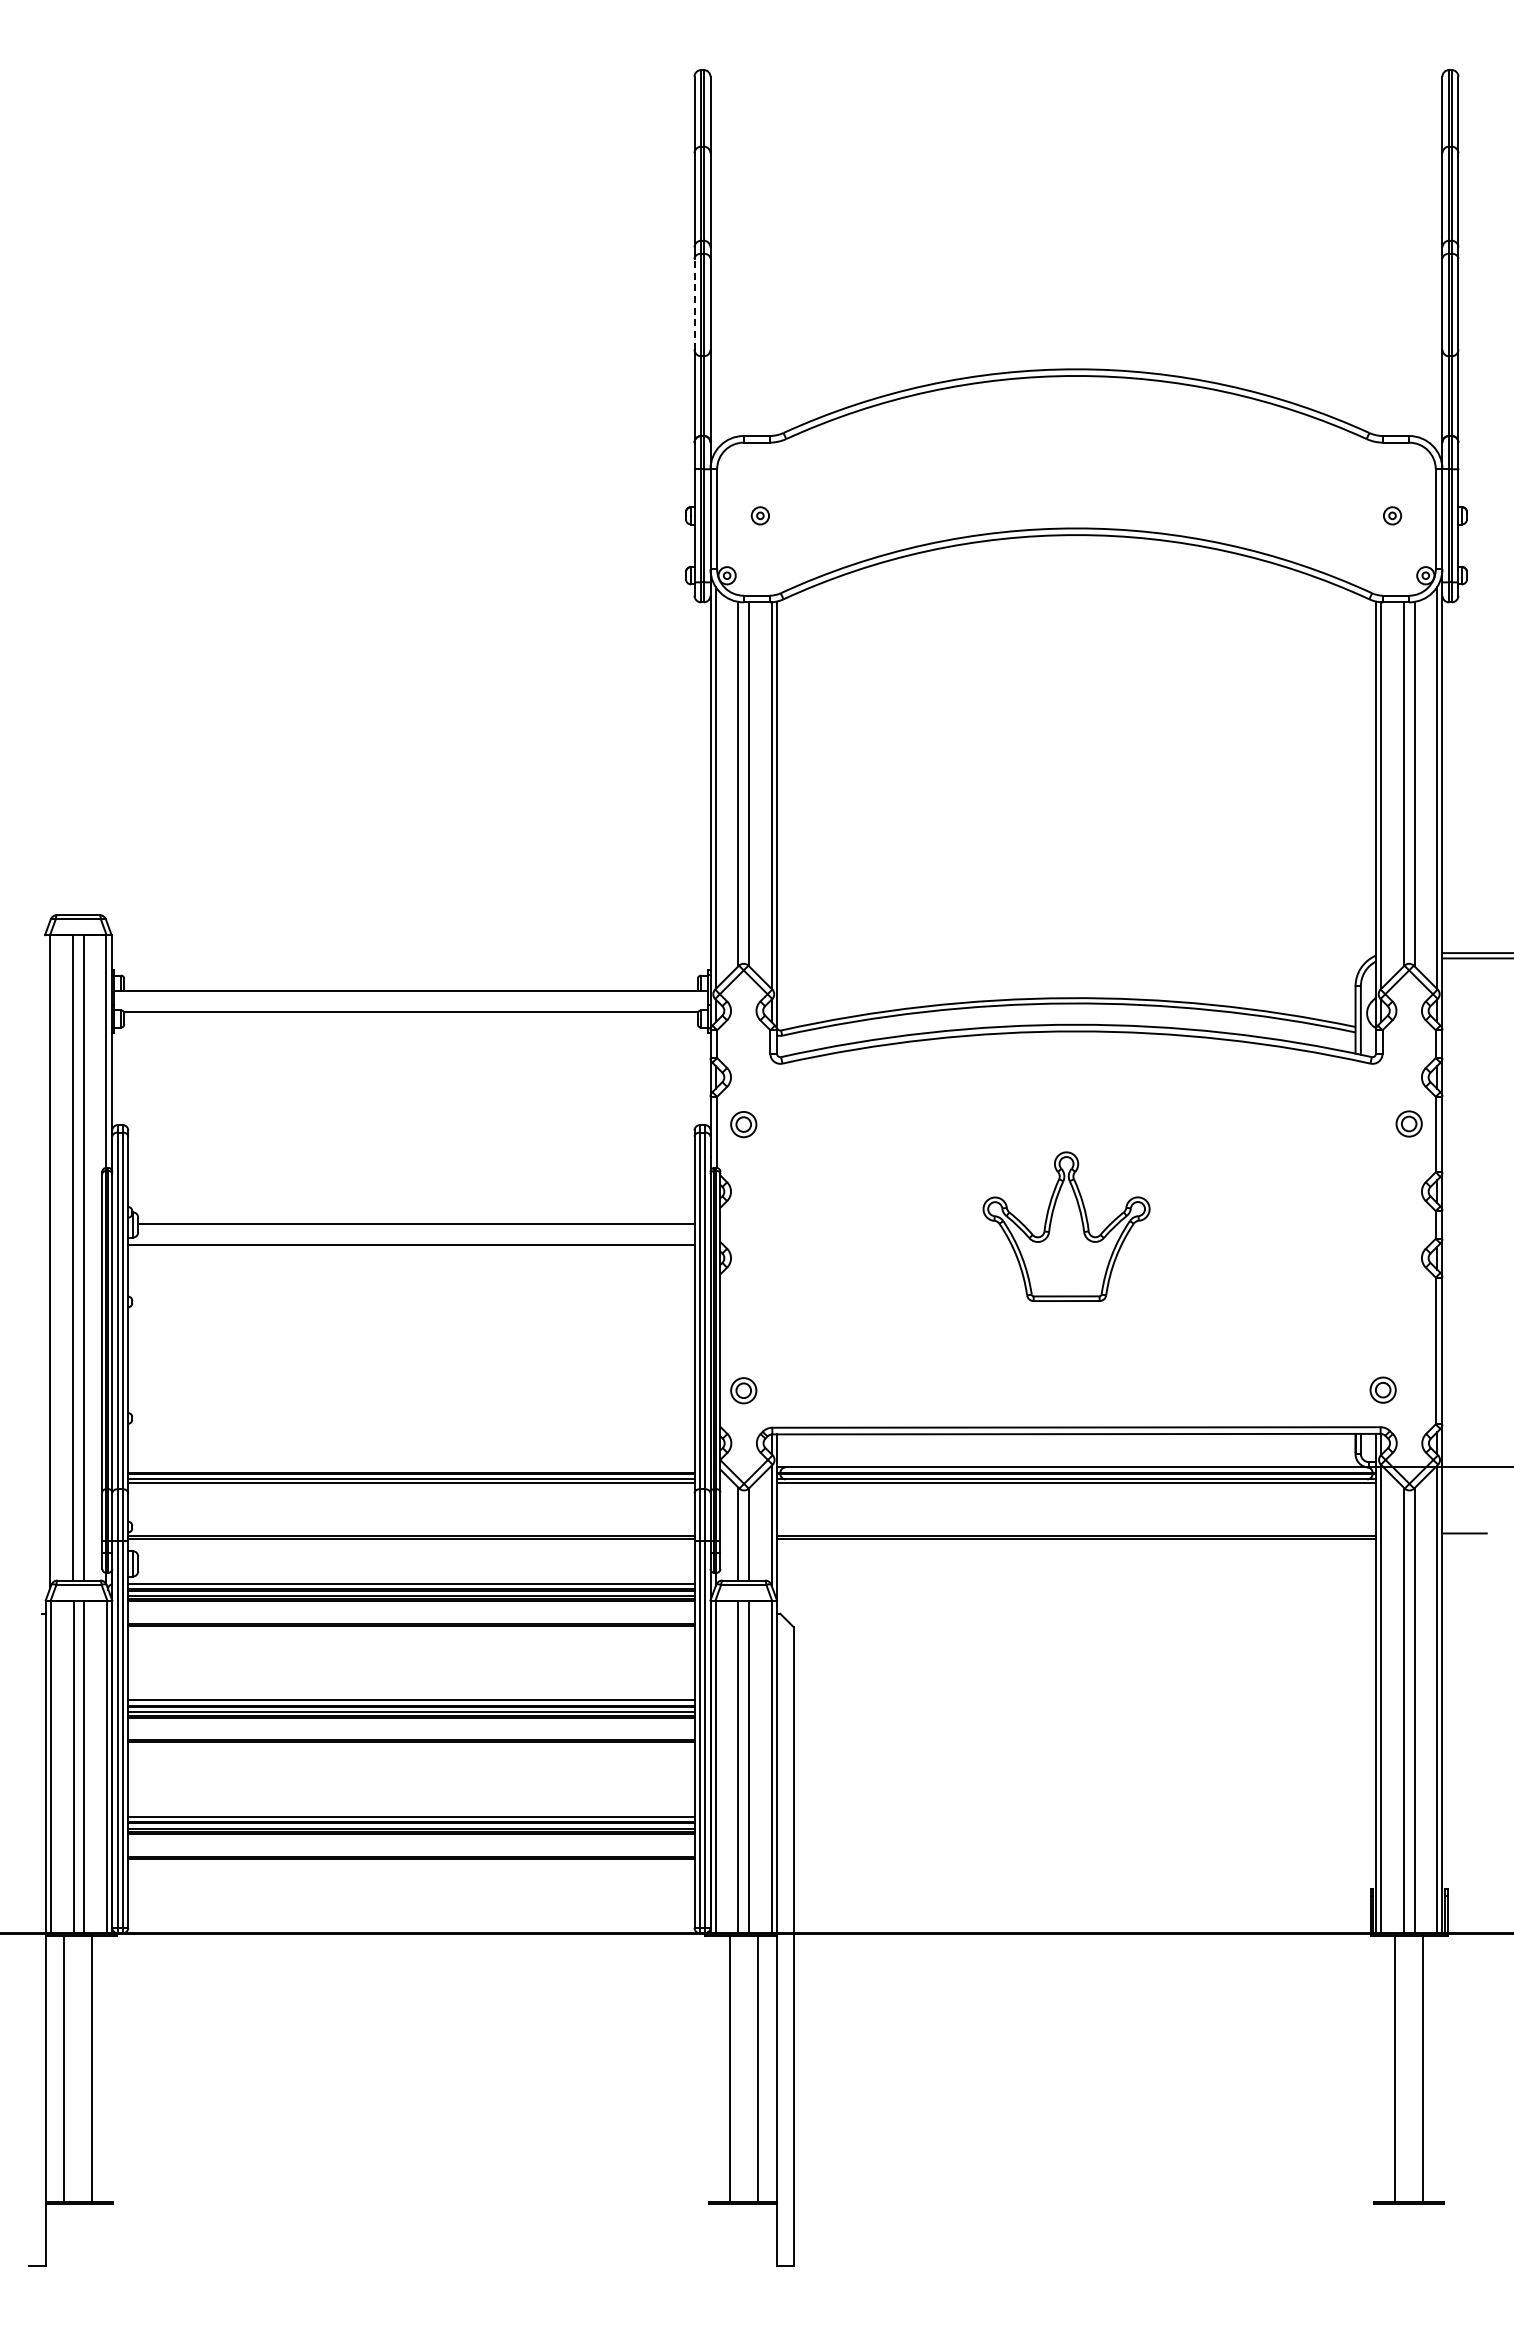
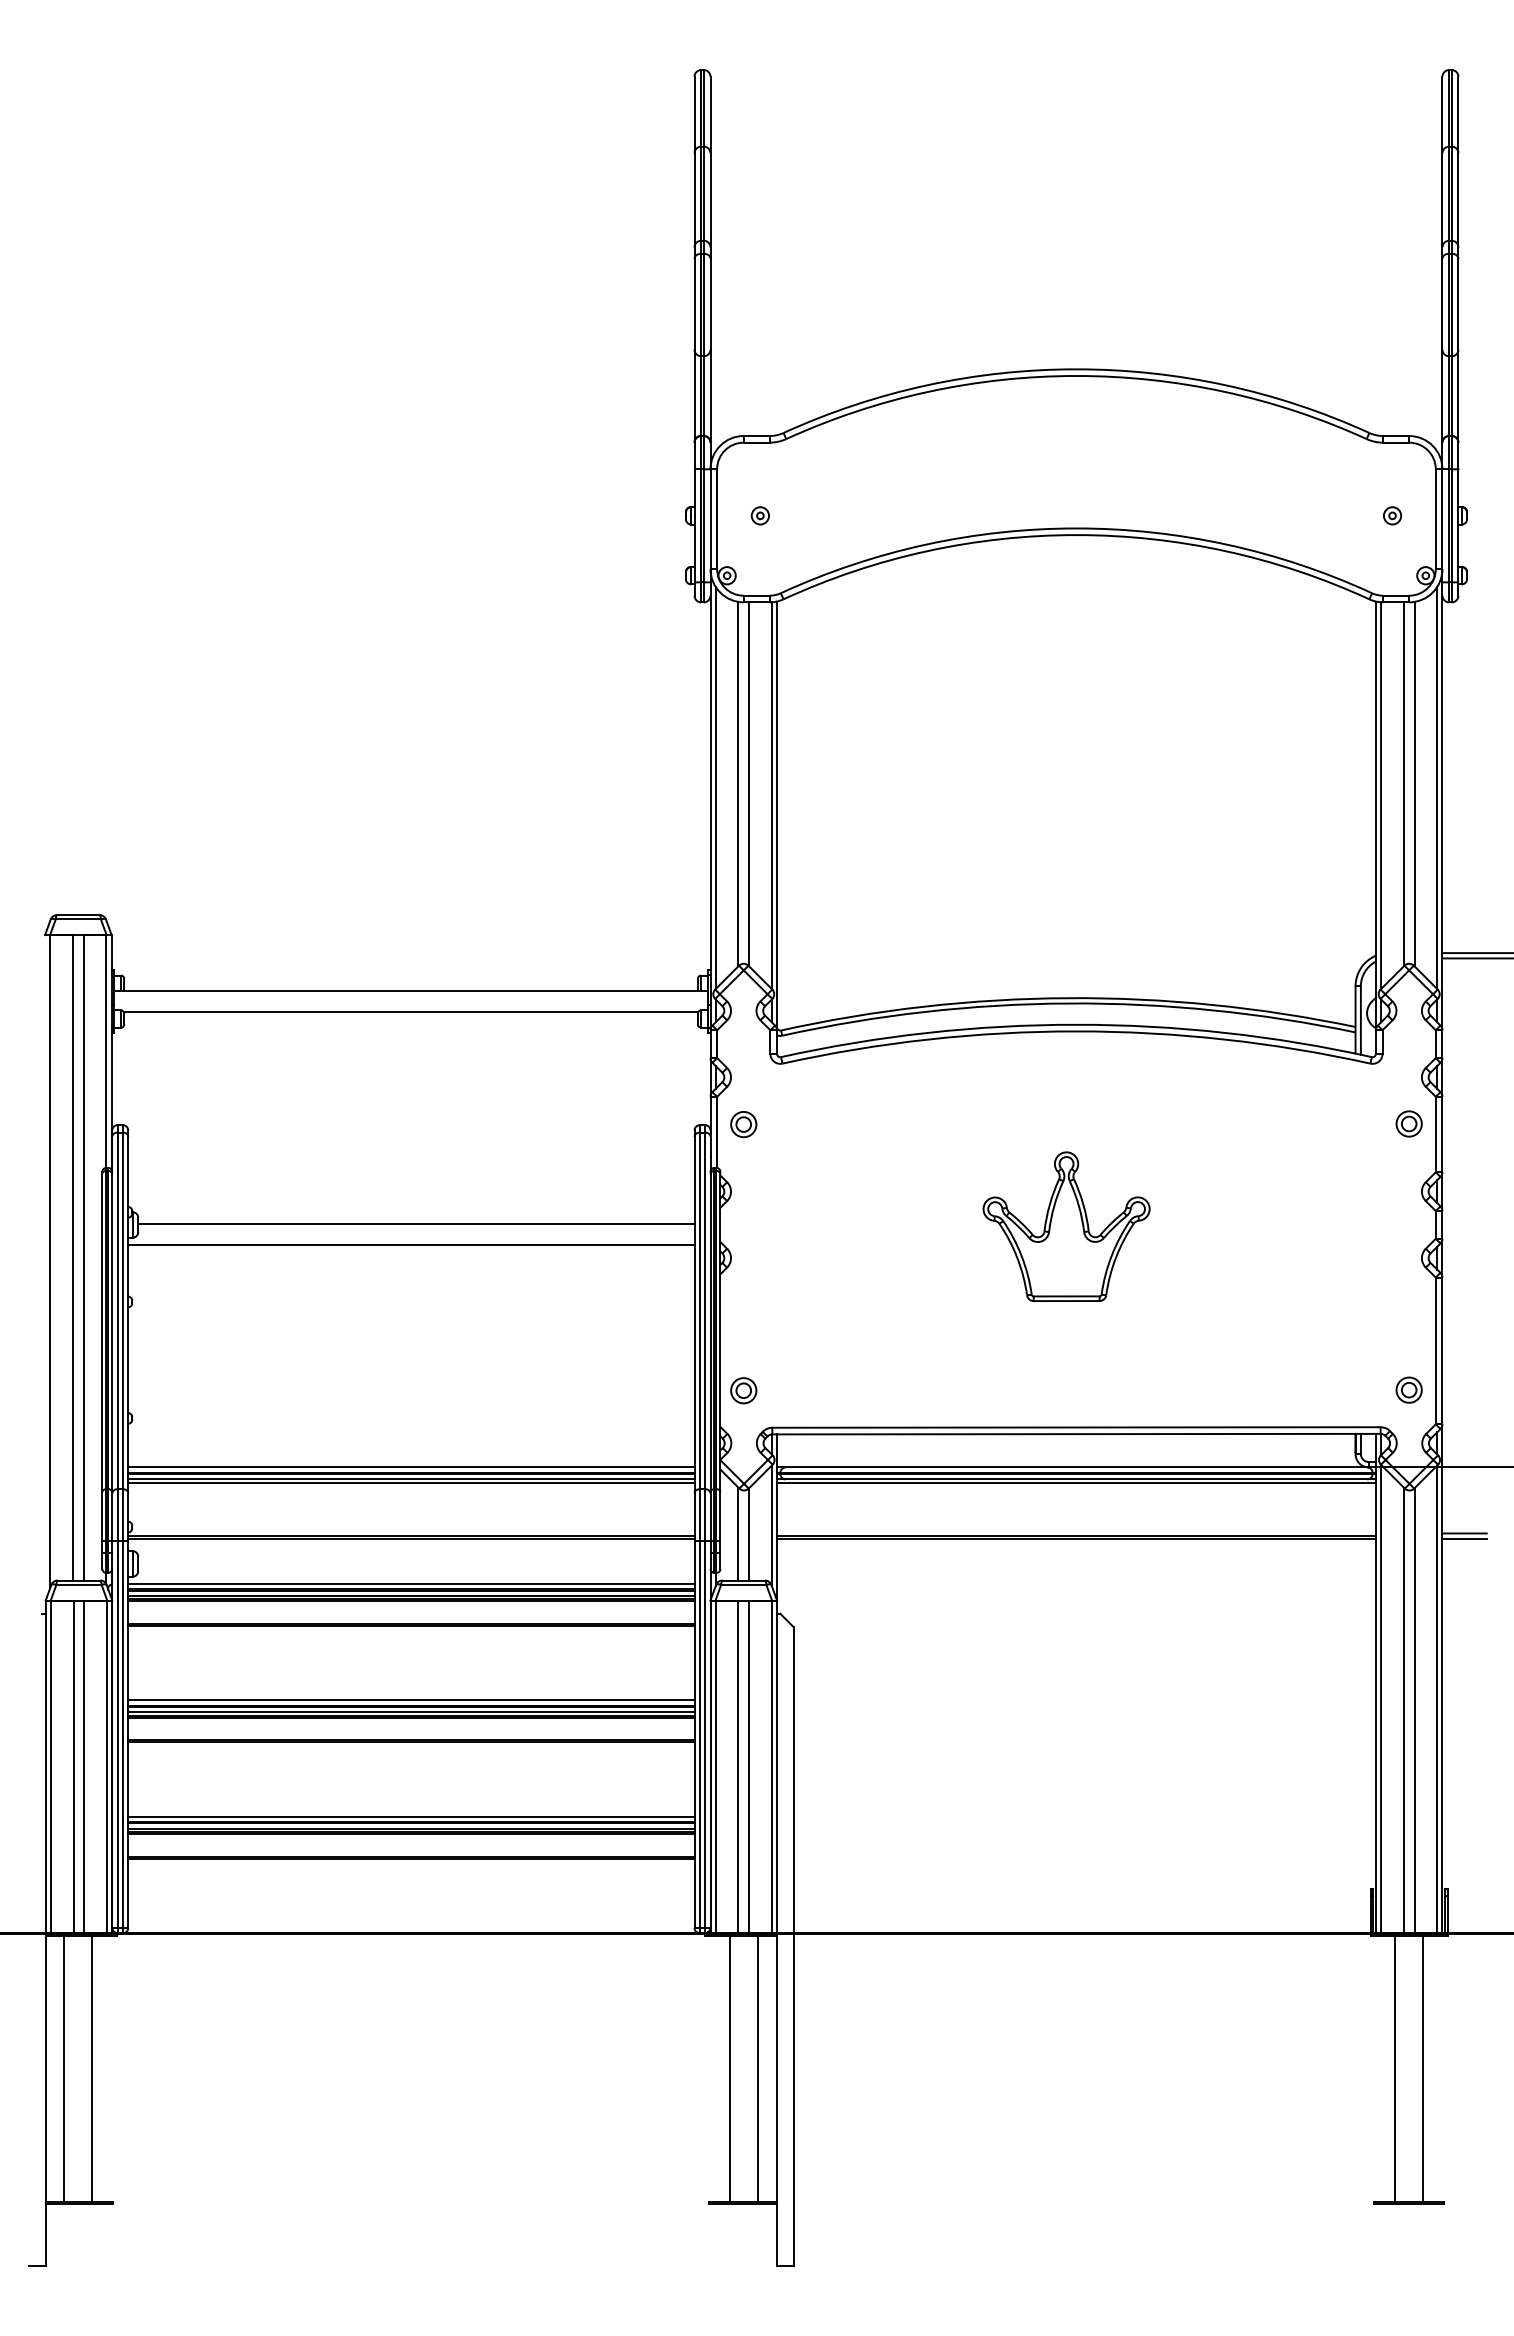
line: dashed -> solid (694, 303)
part position: (1382, 1389) -> (1408, 1389) (1408, 1389)
line: none -> present (411, 1467)
line: none -> present (1464, 1538)
